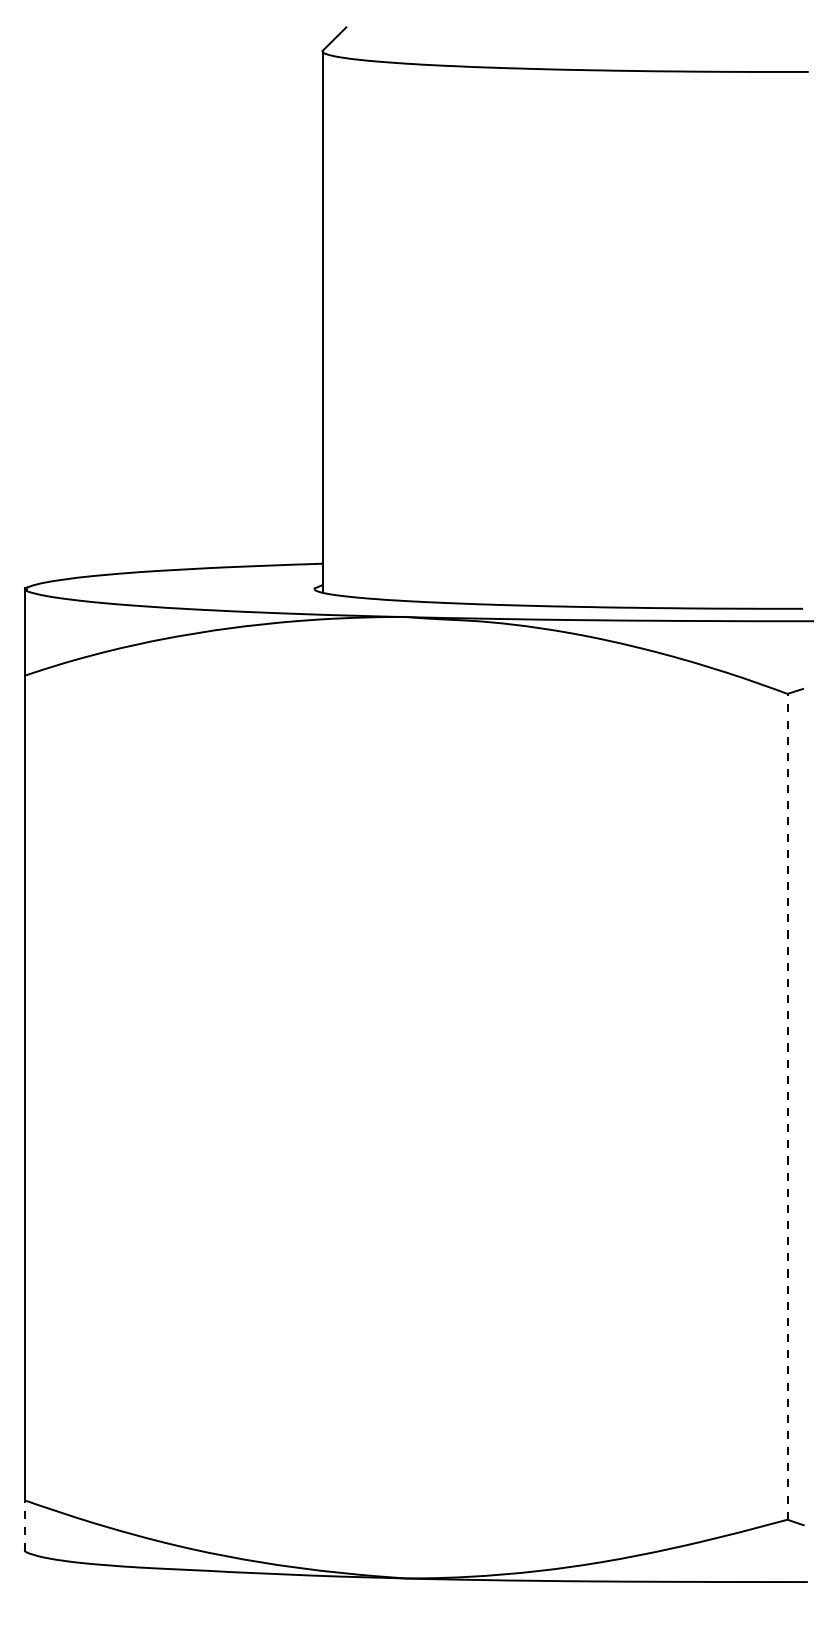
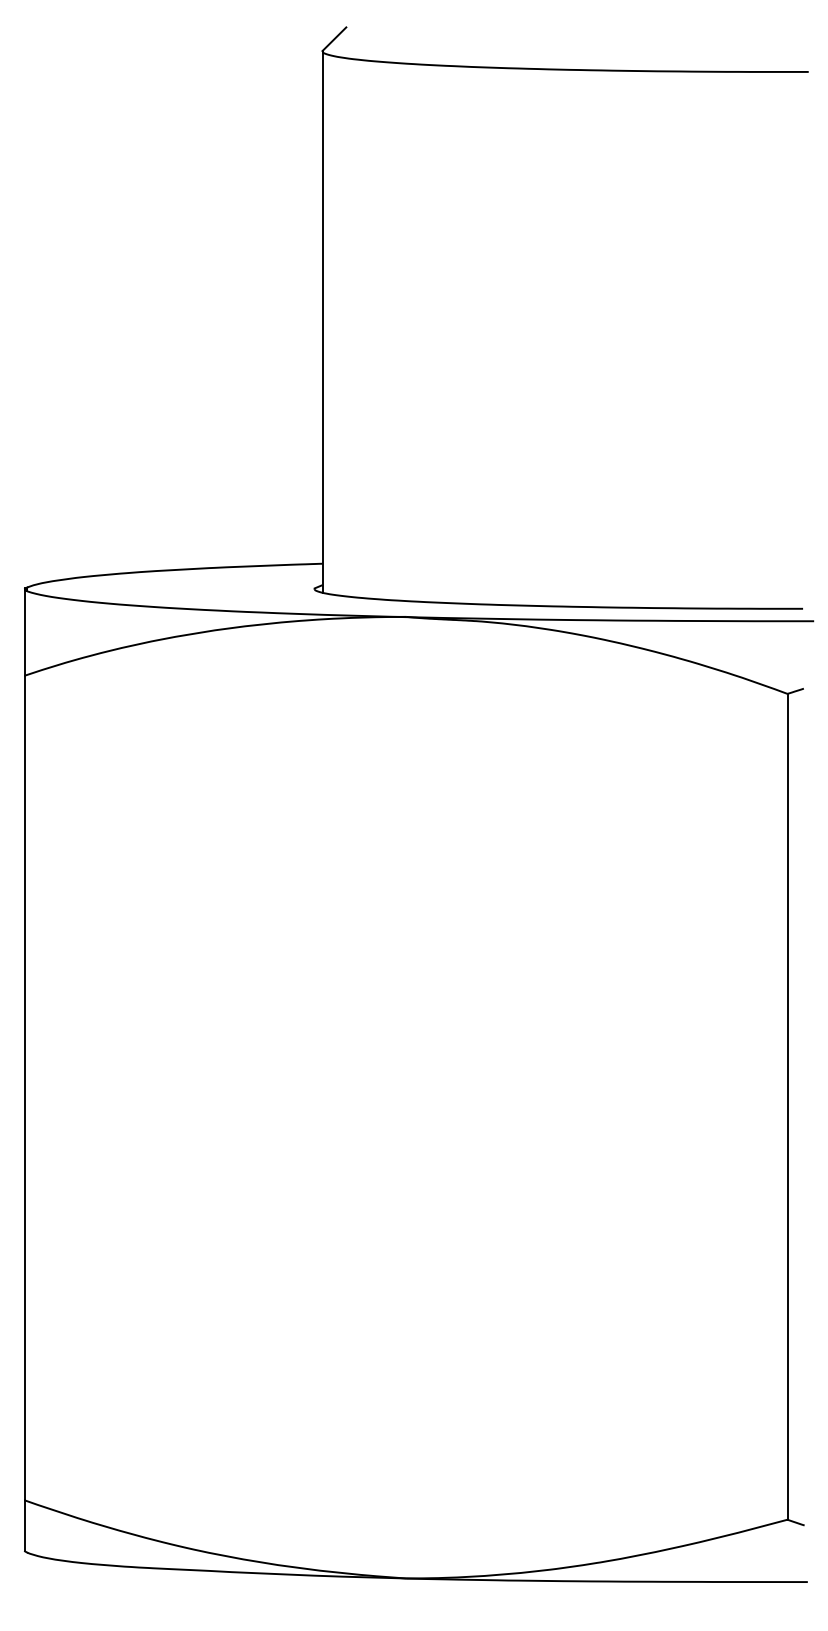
line: dashed -> solid (787, 1106)
line: dashed -> solid (25, 1525)
